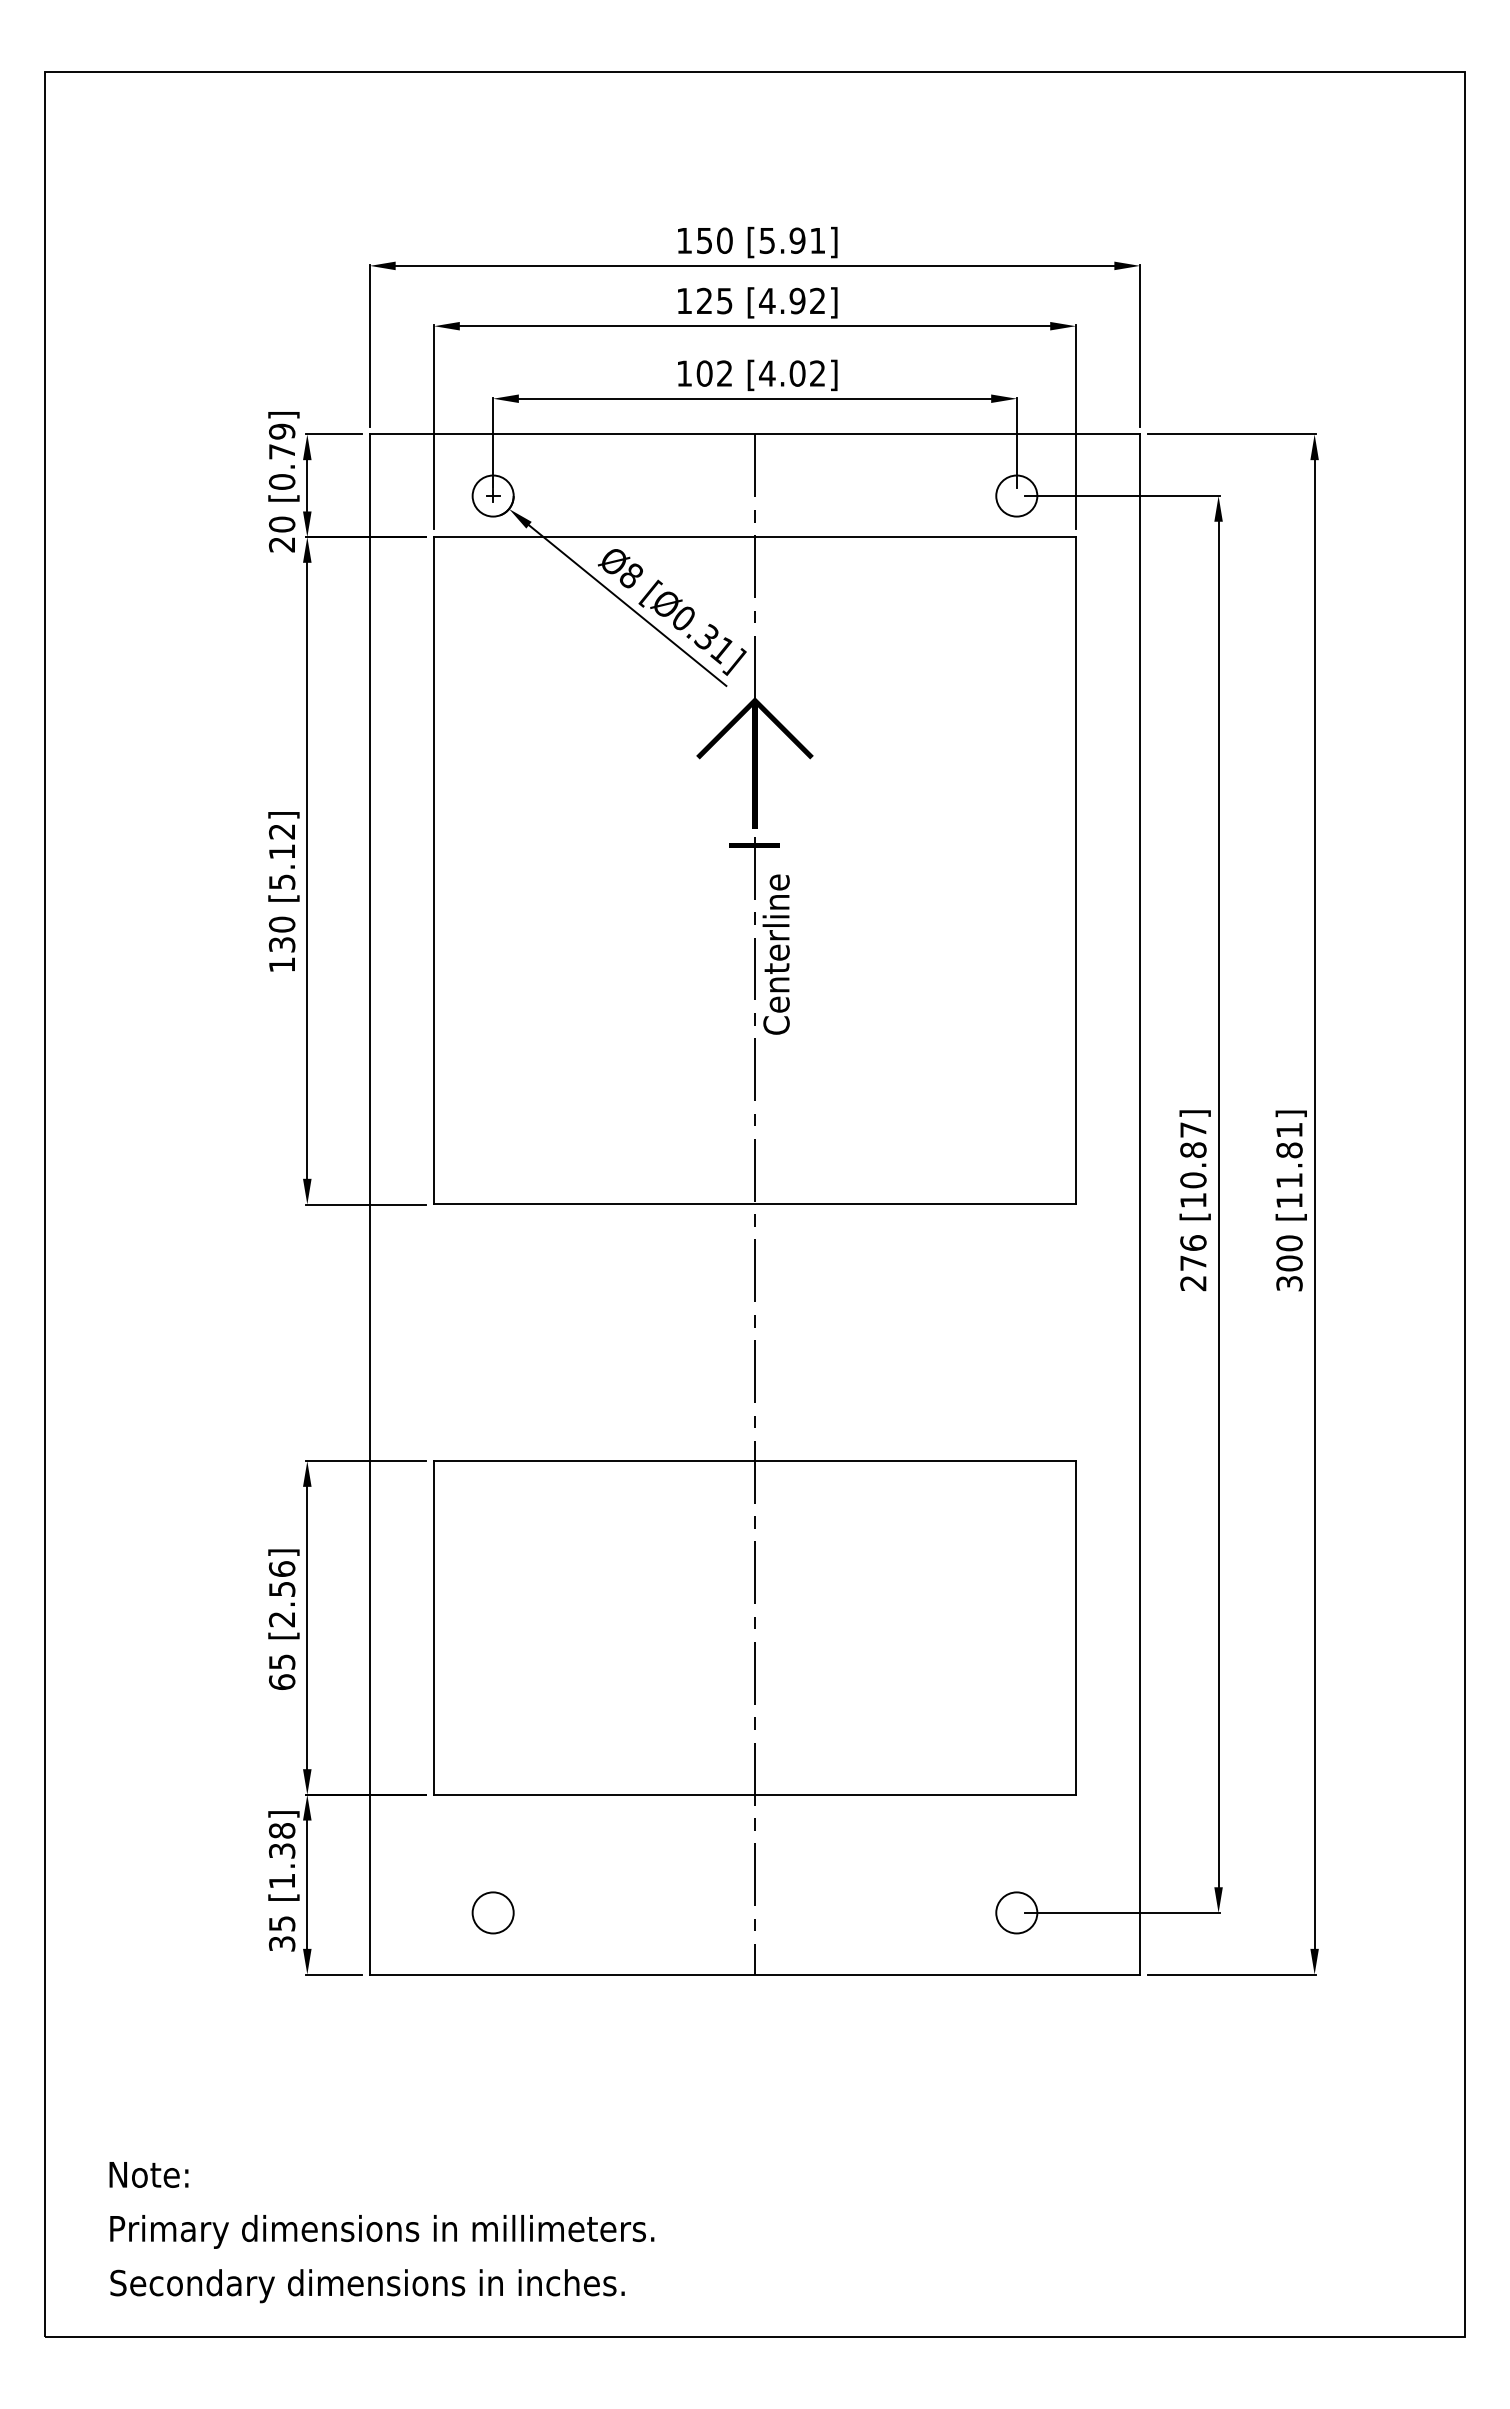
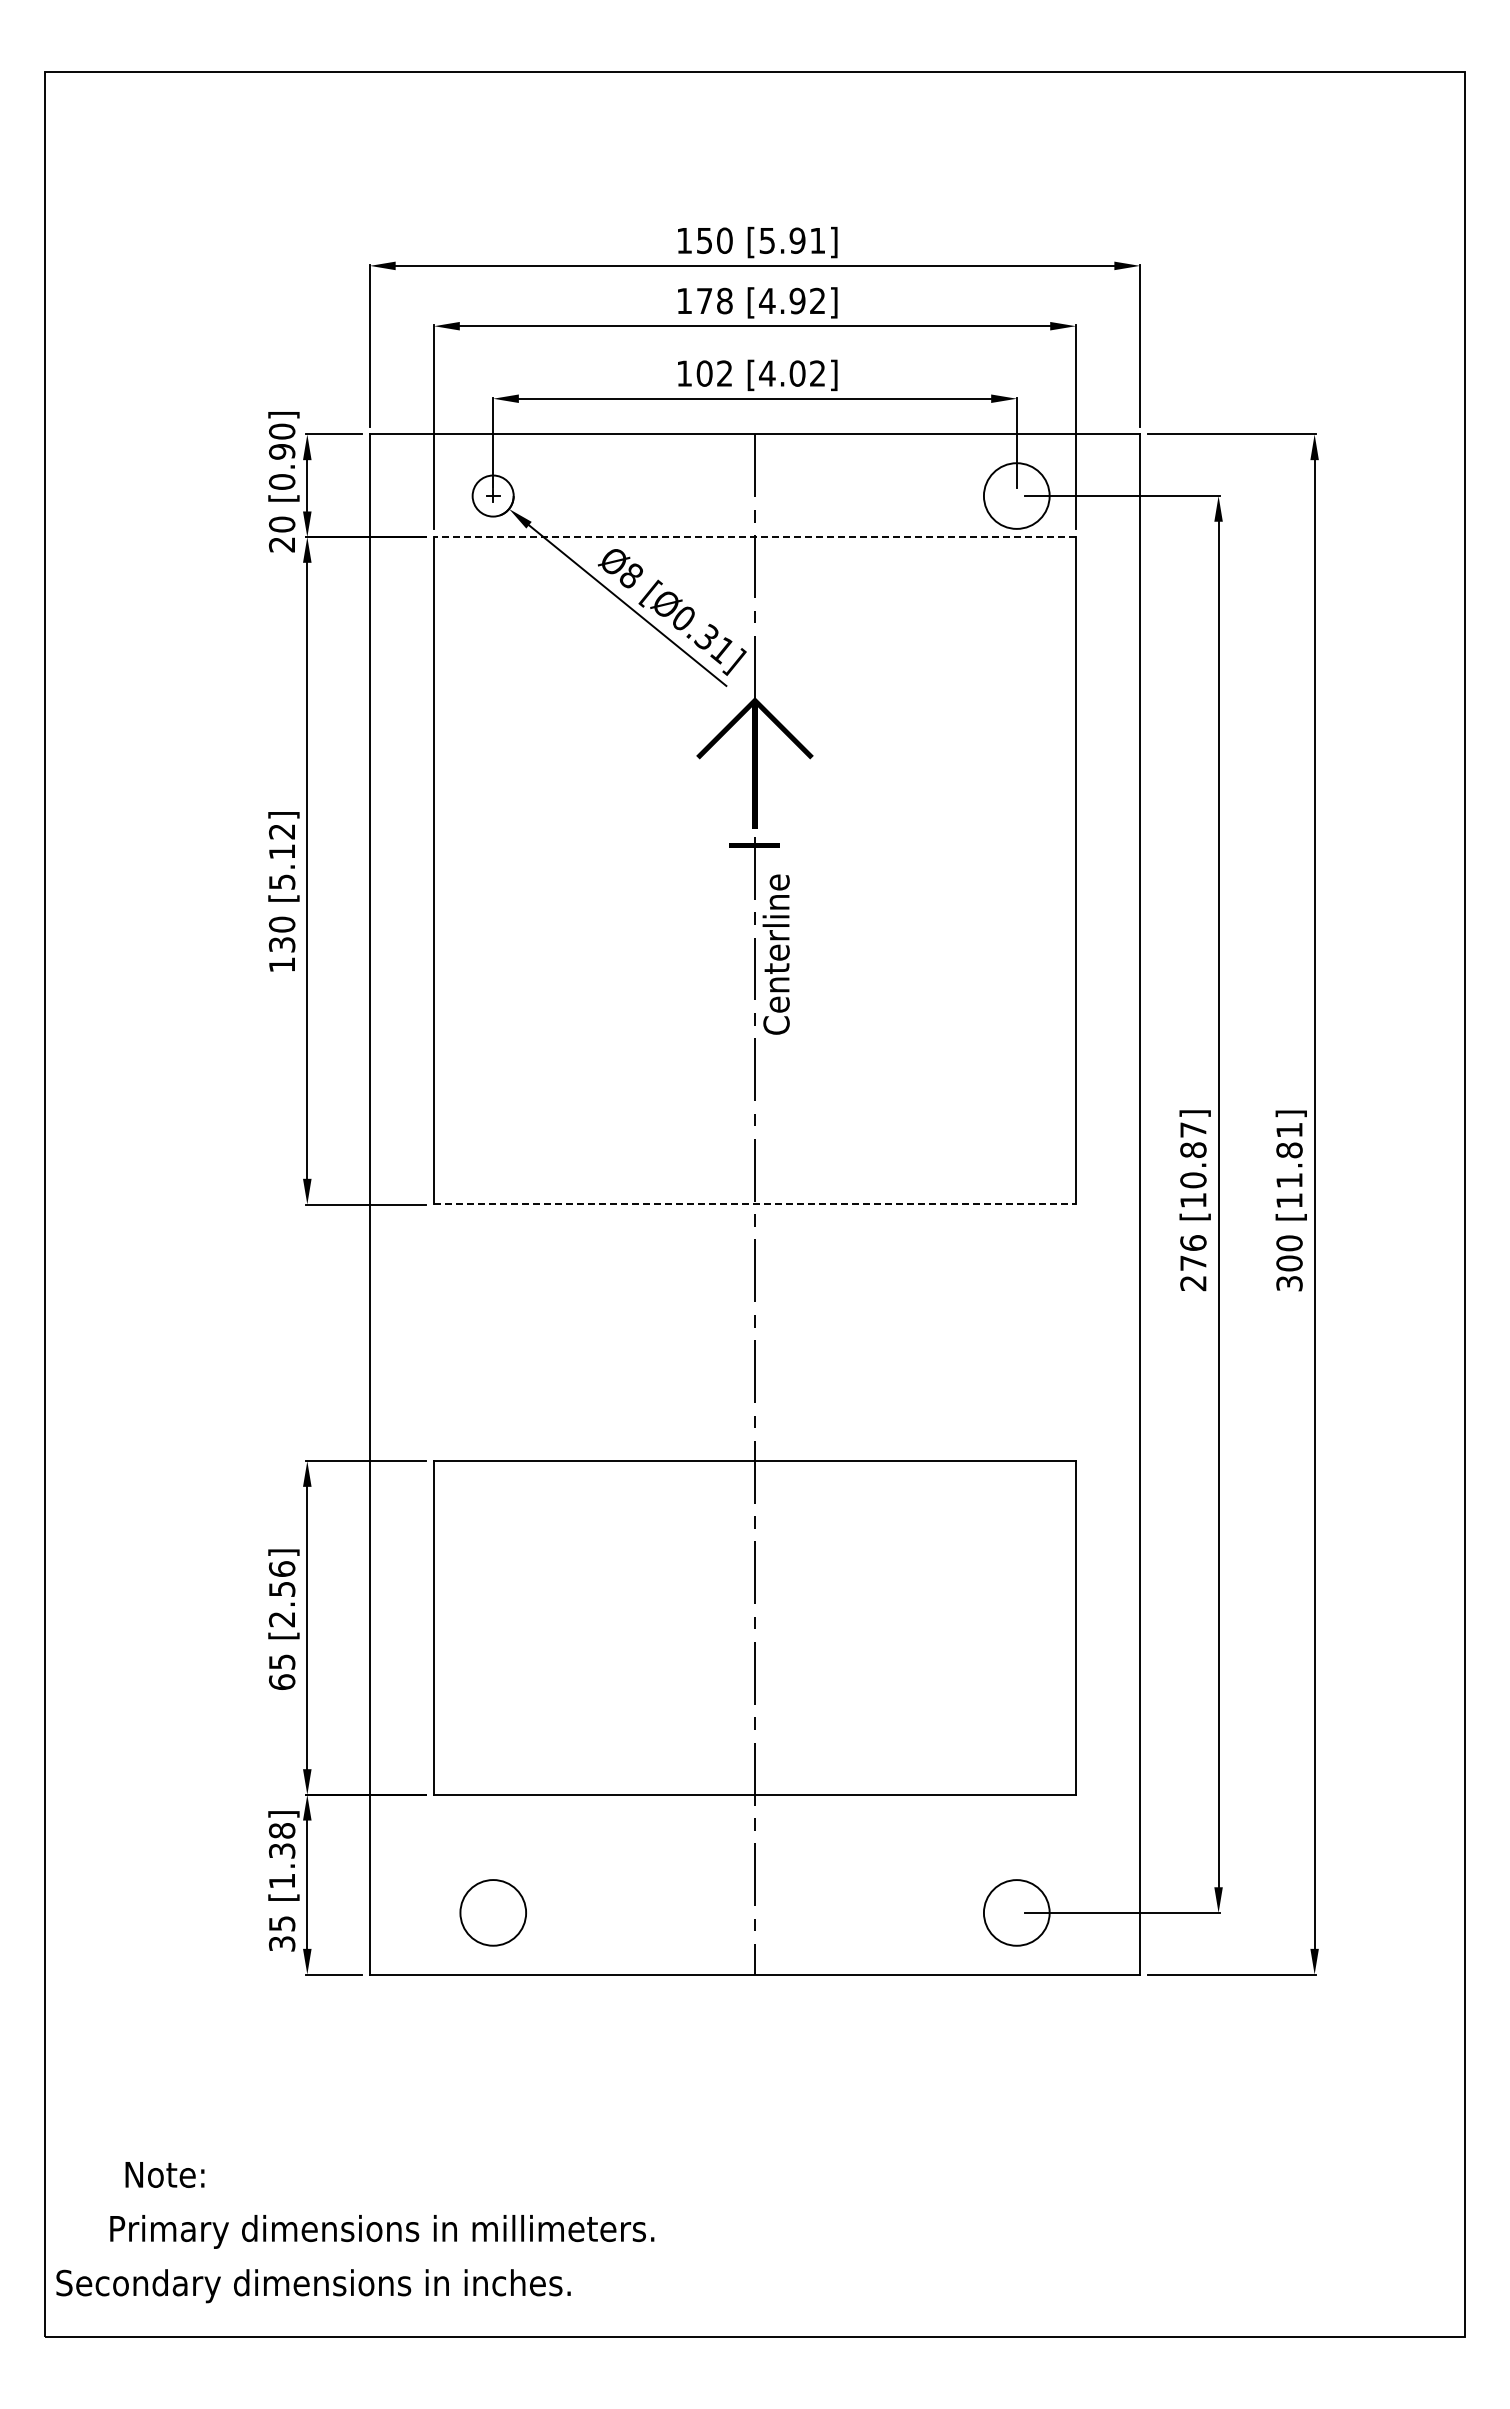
text: 125 -> 178 (714, 300)
text: [0.79] -> [0.90] (282, 441)
circle diameter: 41 px -> 66 px (1016, 495)
line: solid -> dashed (754, 537)
line: solid -> dashed (754, 1204)
circle size: 44x44 px -> 68x68 px (492, 1912)
circle diameter: 41 px -> 66 px (1016, 1912)
text position: (148, 2174) -> (164, 2174) (164, 2174)
text position: (367, 2286) -> (313, 2286) (313, 2286)
